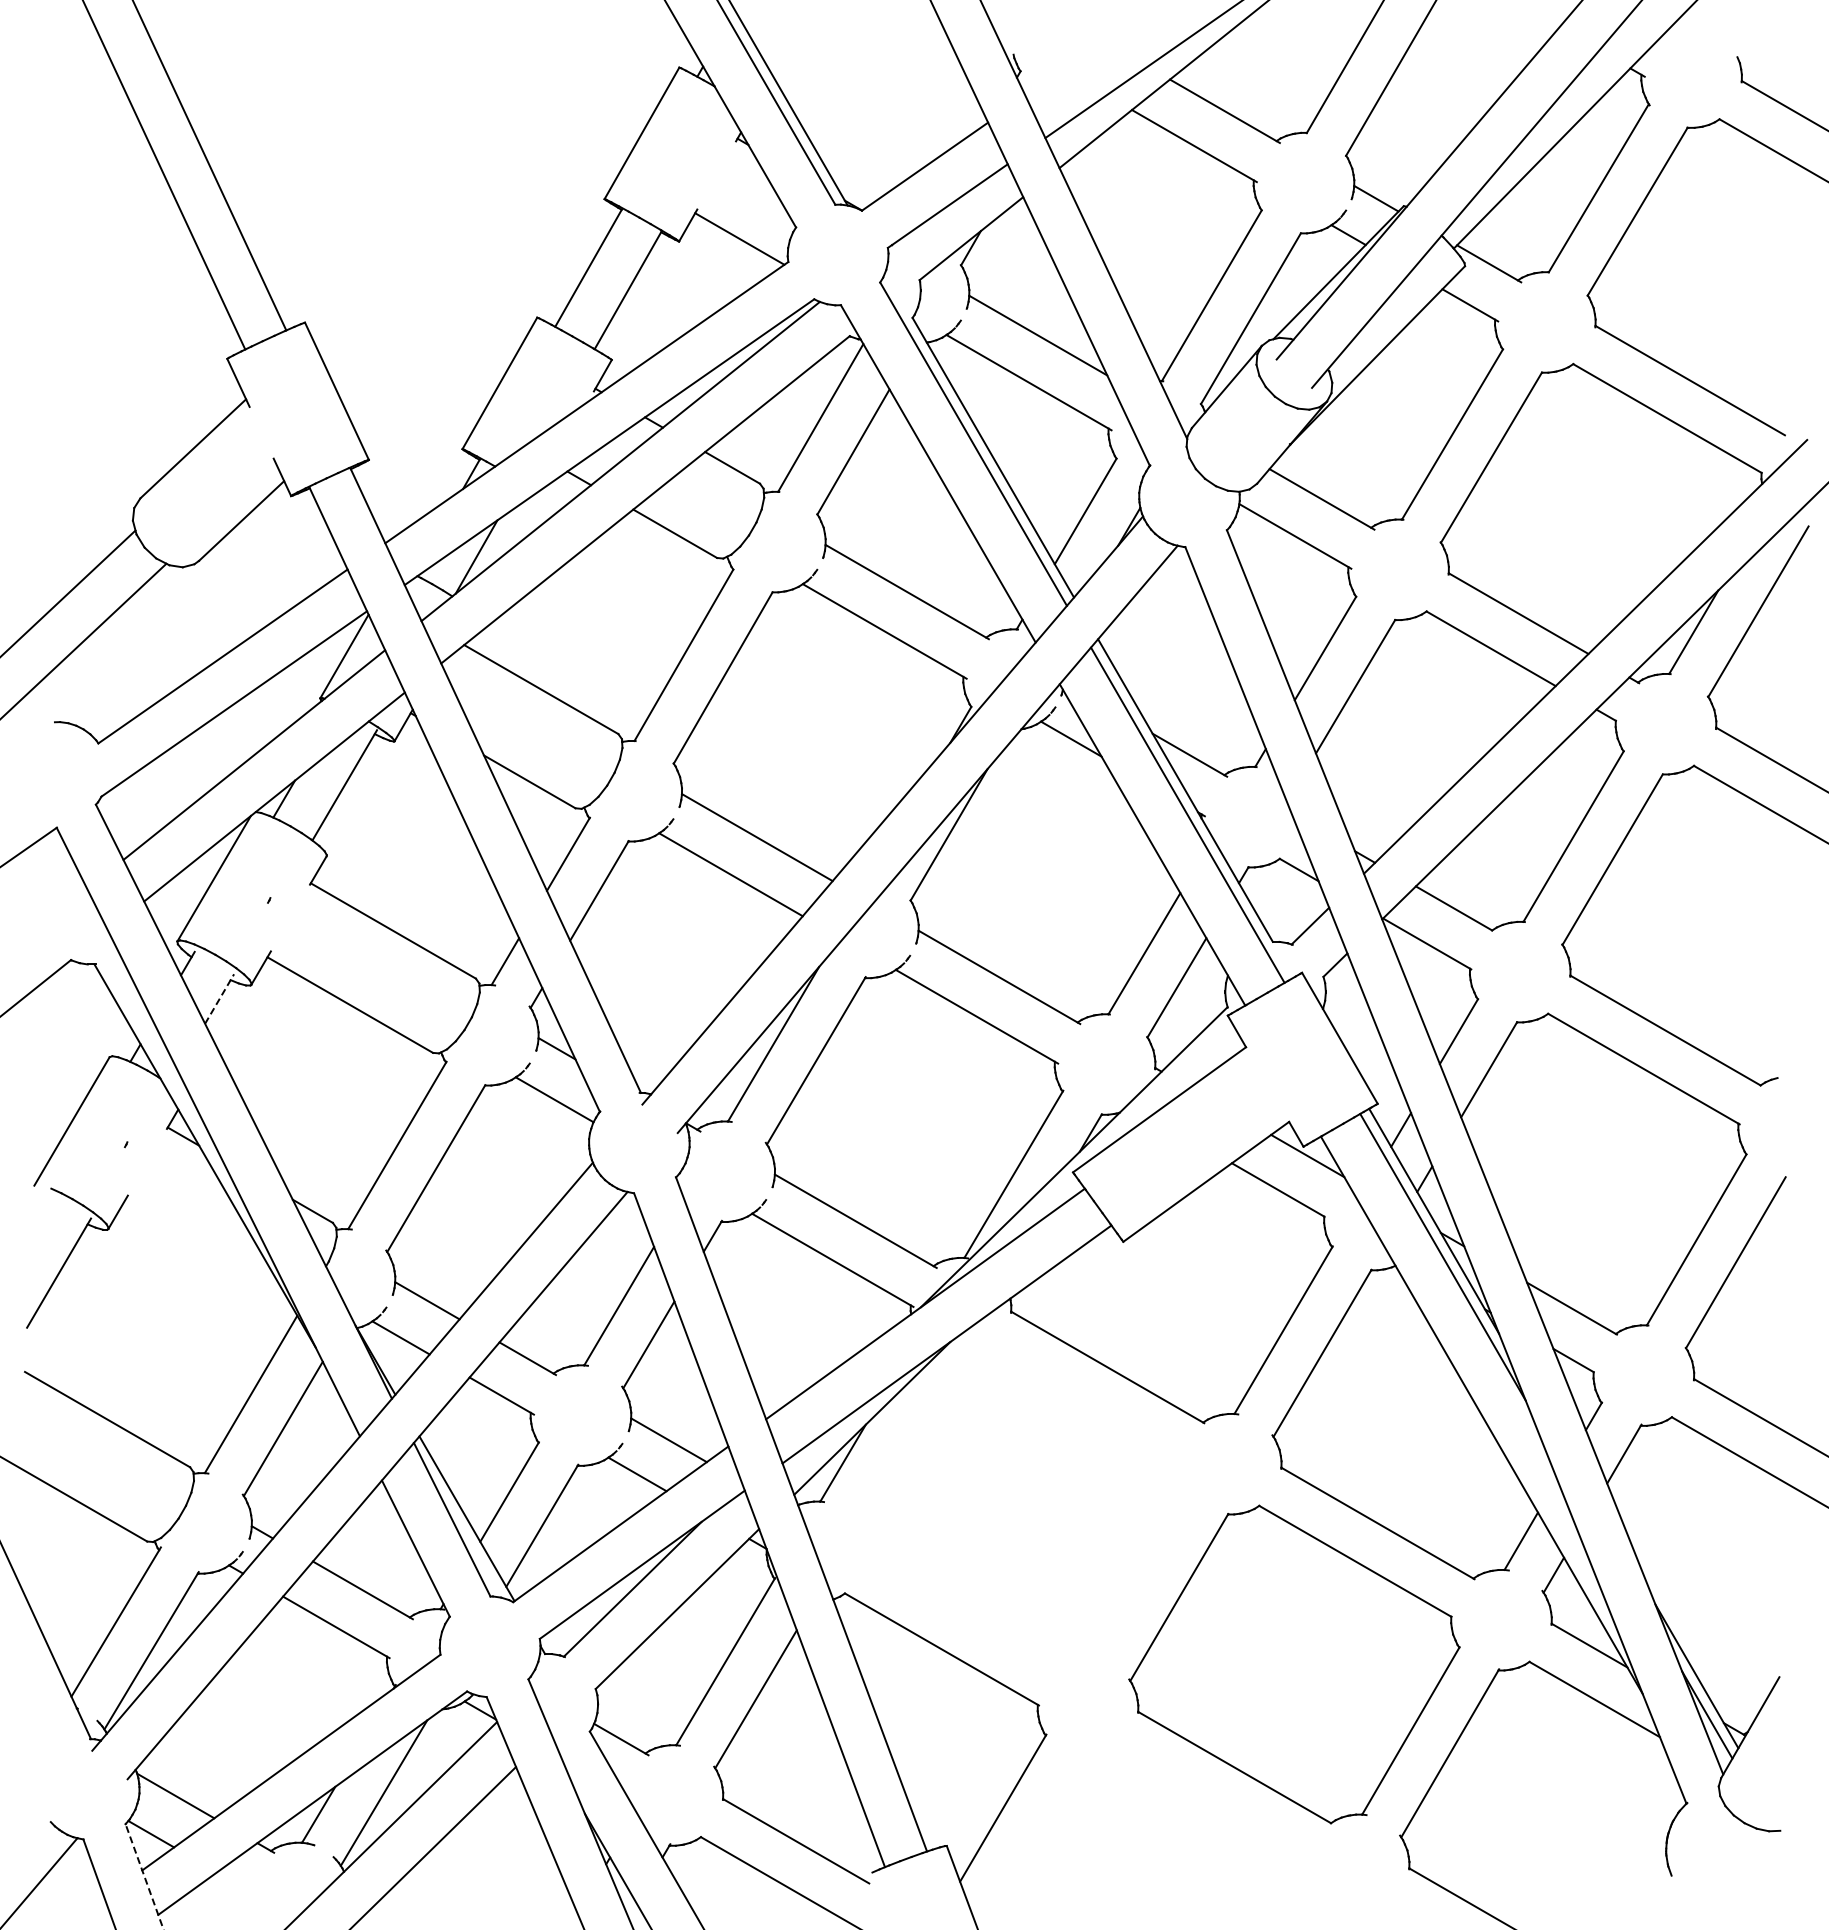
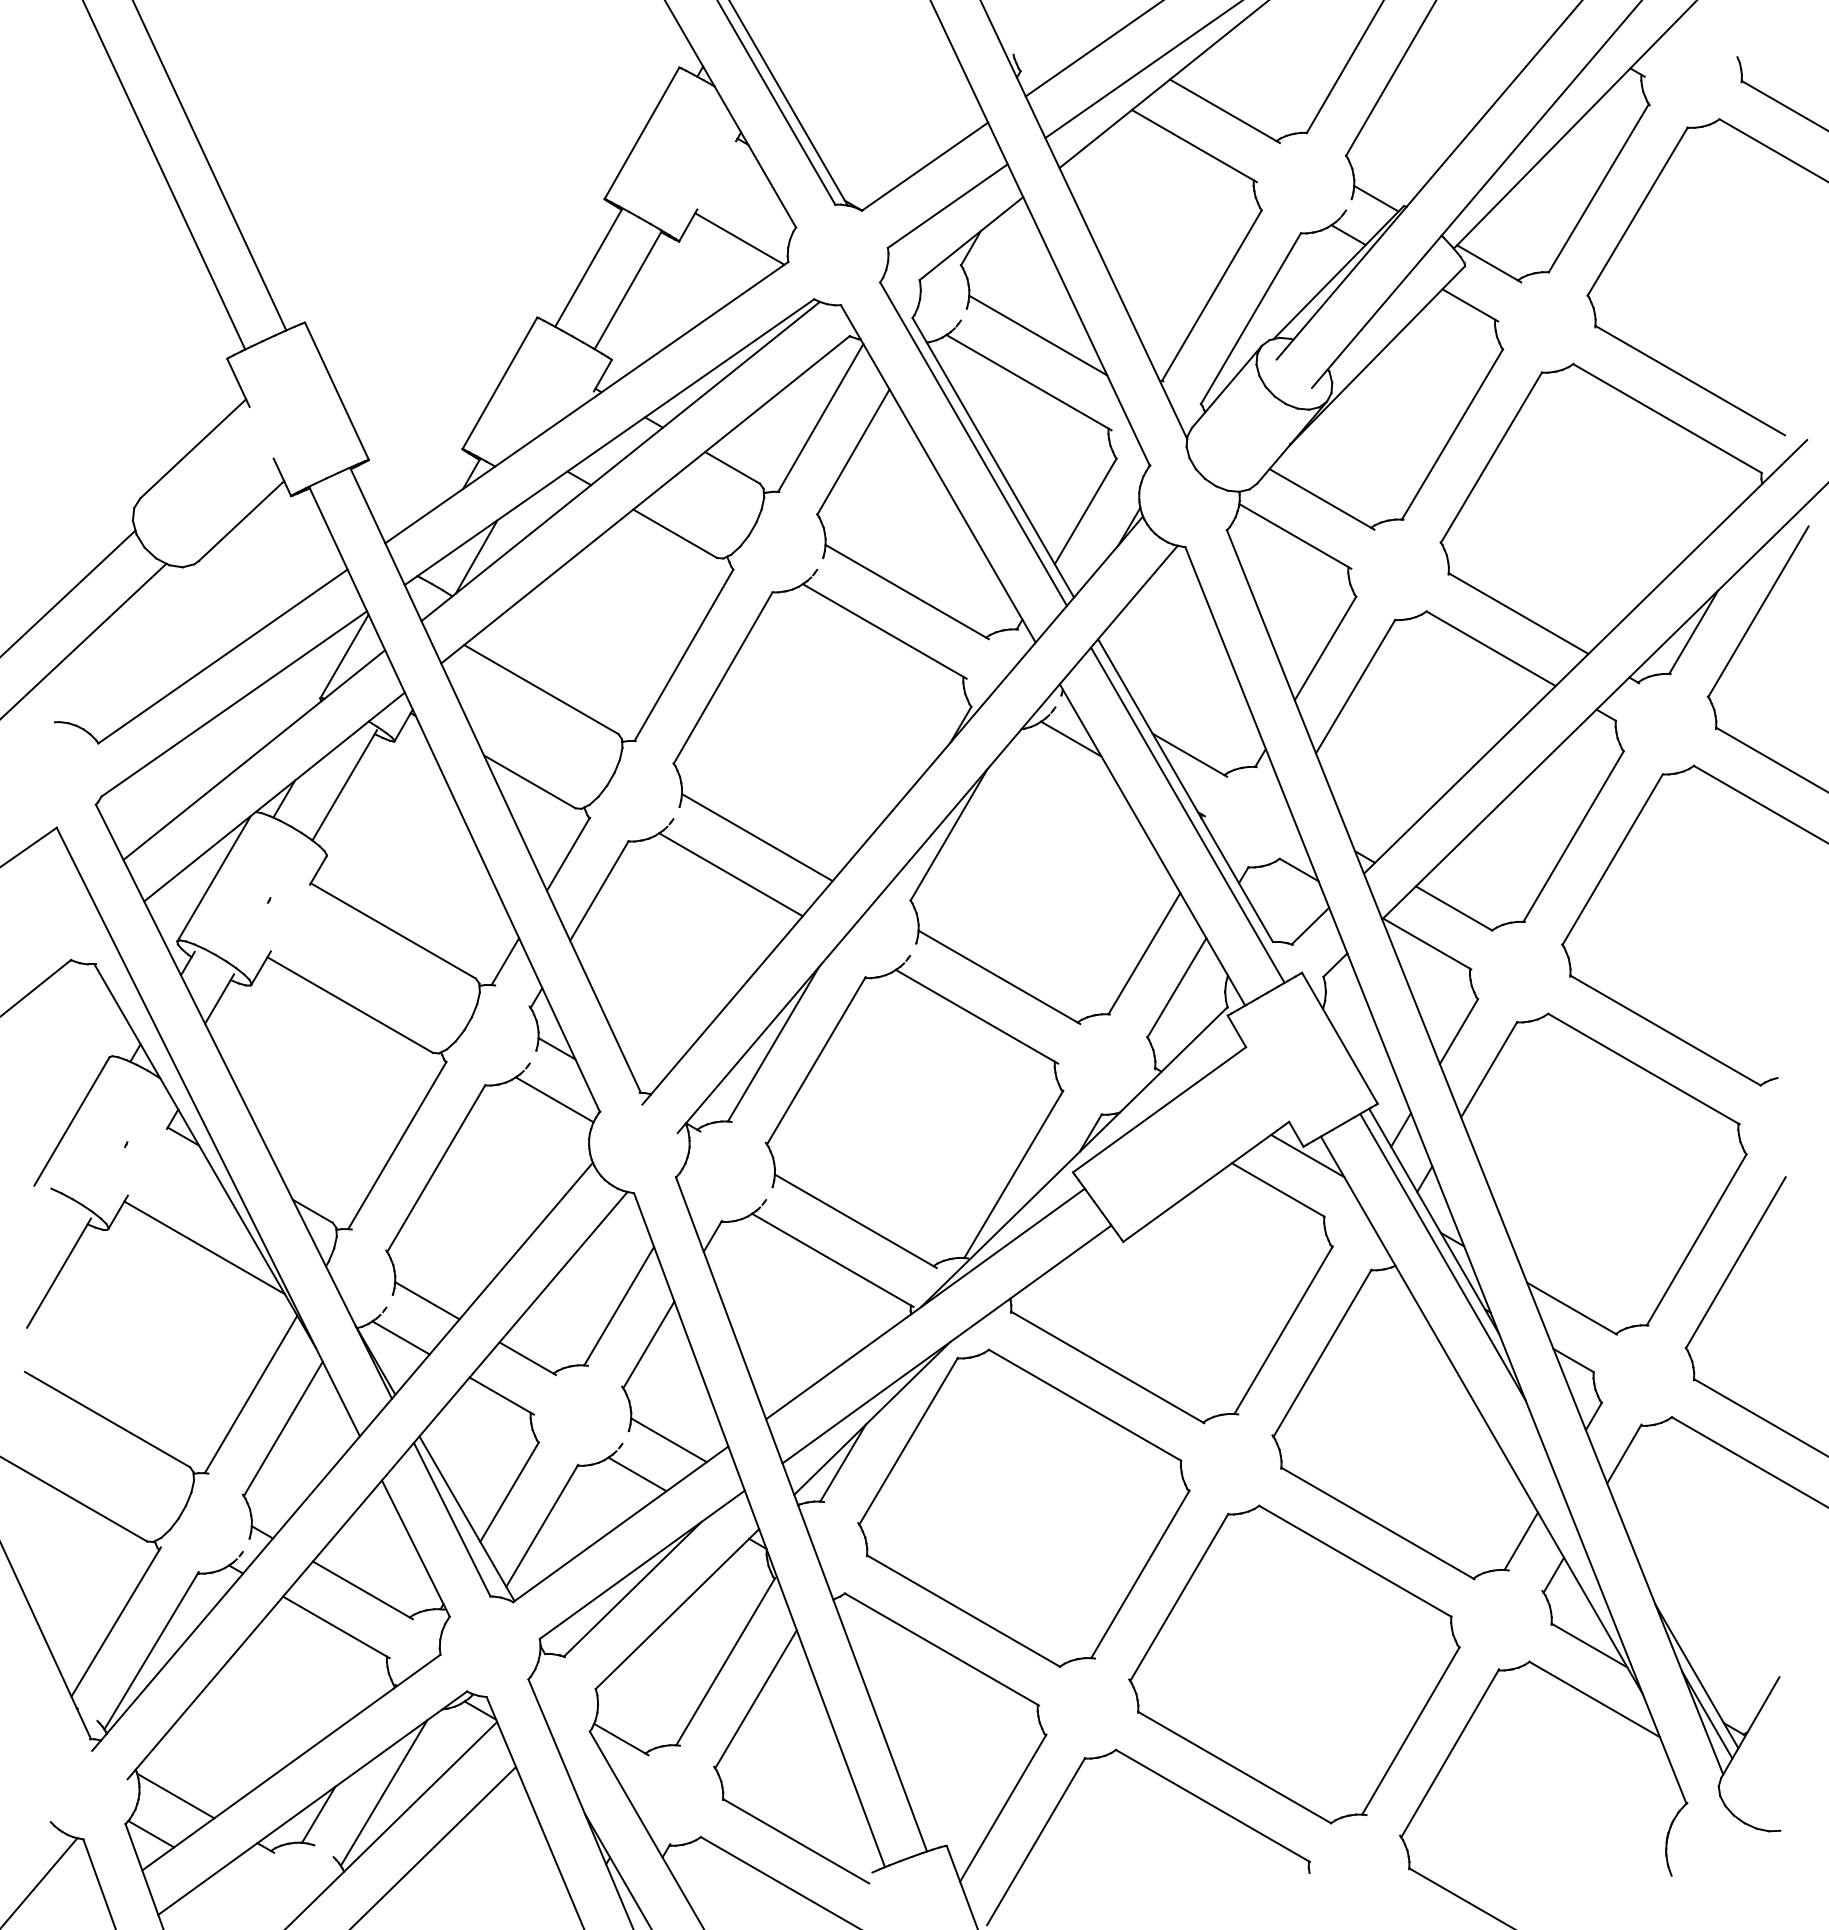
line: none -> present (1093, 49)
line: dashed -> solid (219, 999)
line: none -> present (204, 1247)
part: none -> present (1023, 1507)
part: none -> present (1178, 1787)
line: dashed -> solid (144, 1876)
